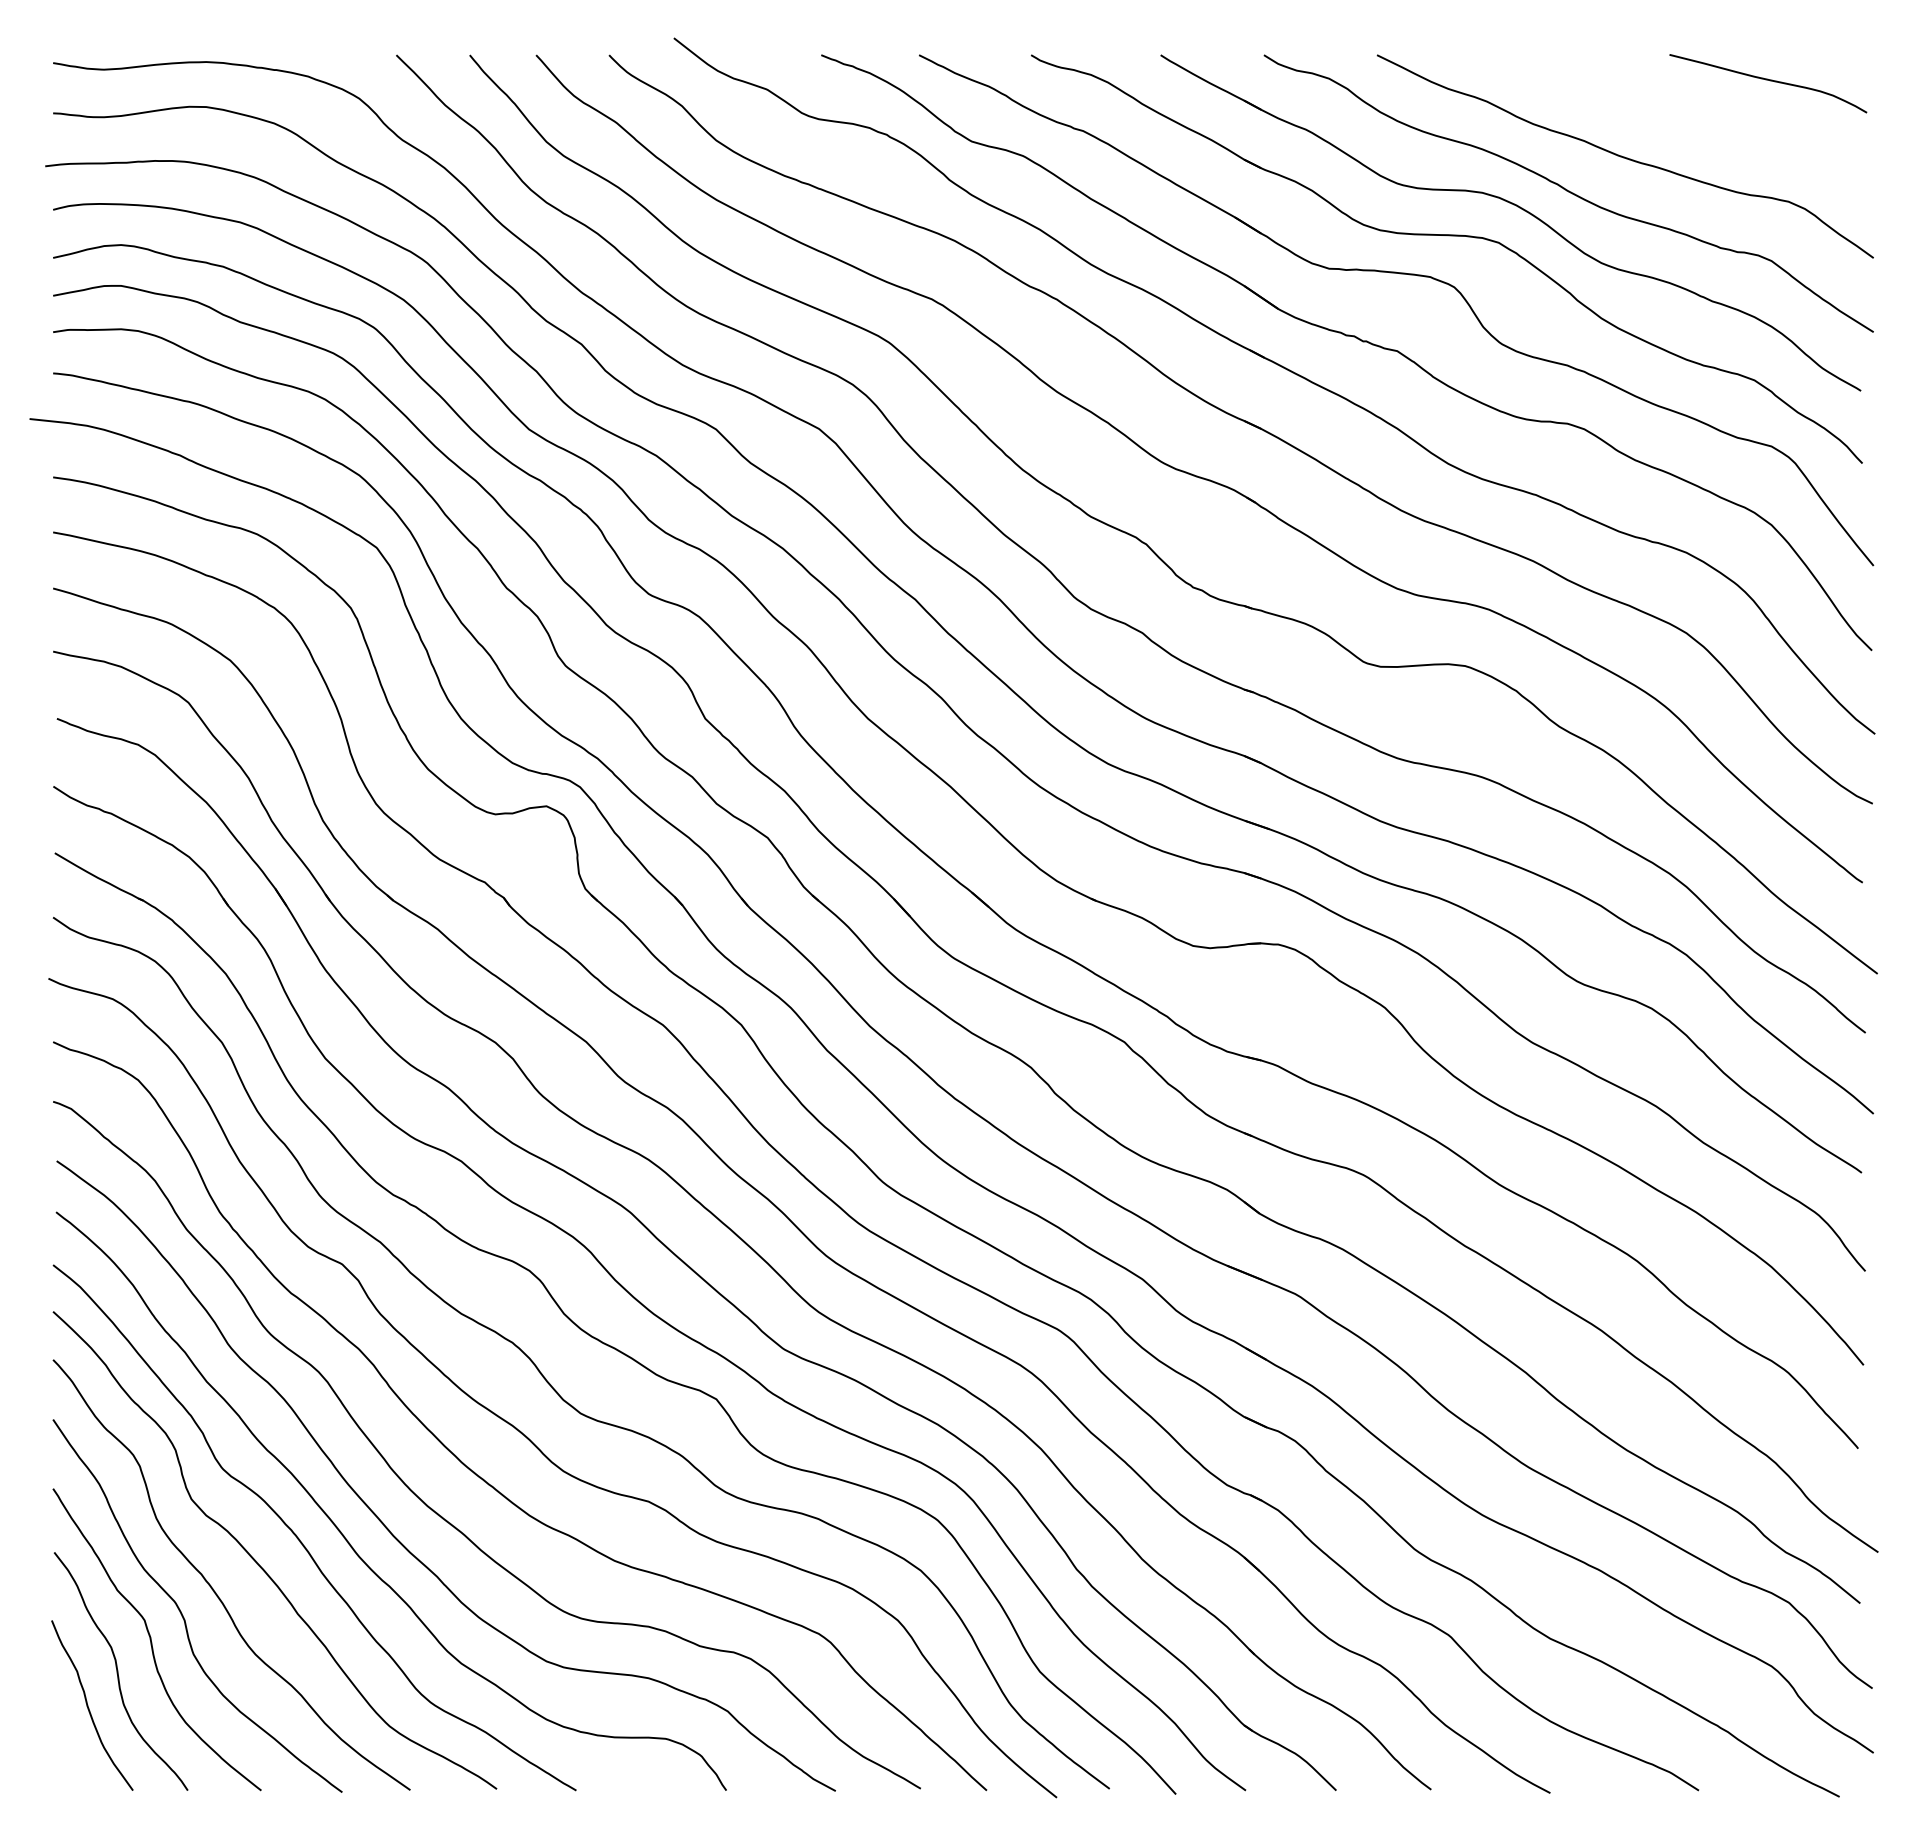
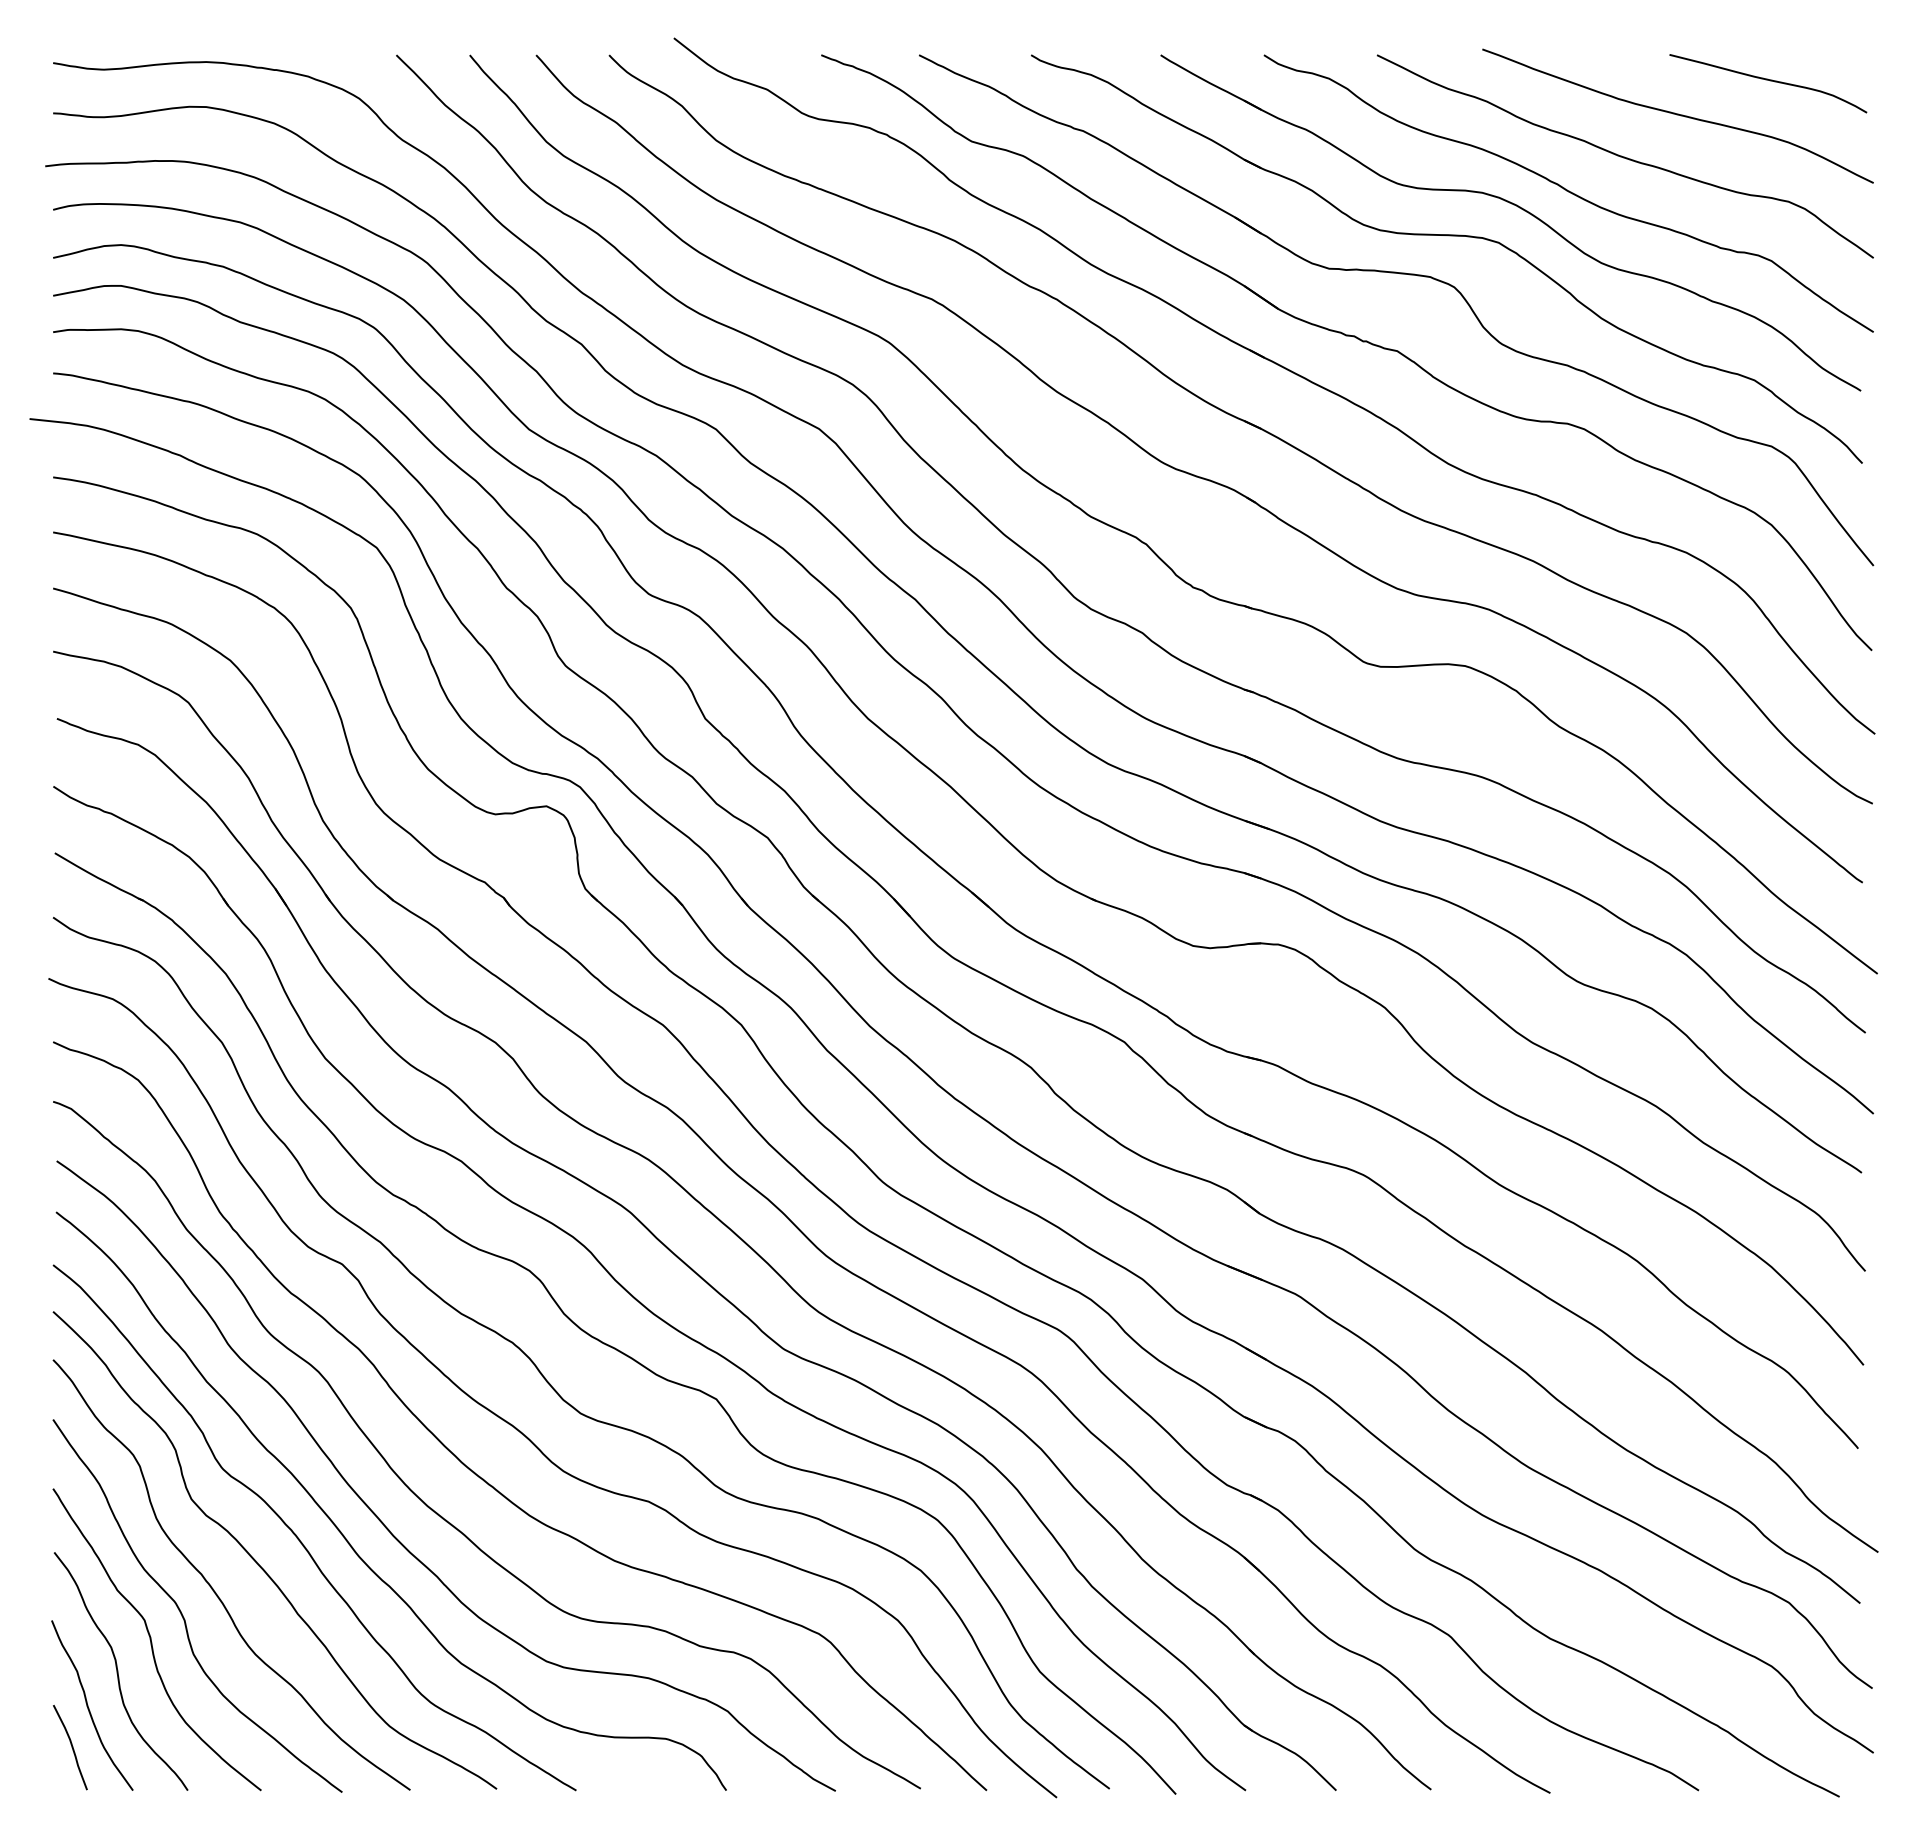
curve: none -> present (1677, 115)
curve: none -> present (71, 1747)
